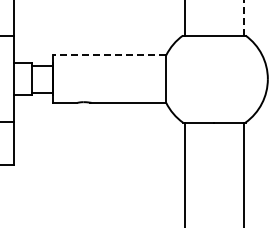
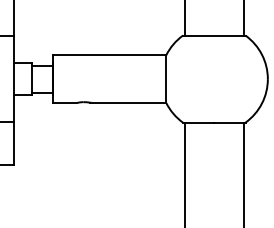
line: dashed -> solid (244, 17)
line: dashed -> solid (109, 55)
